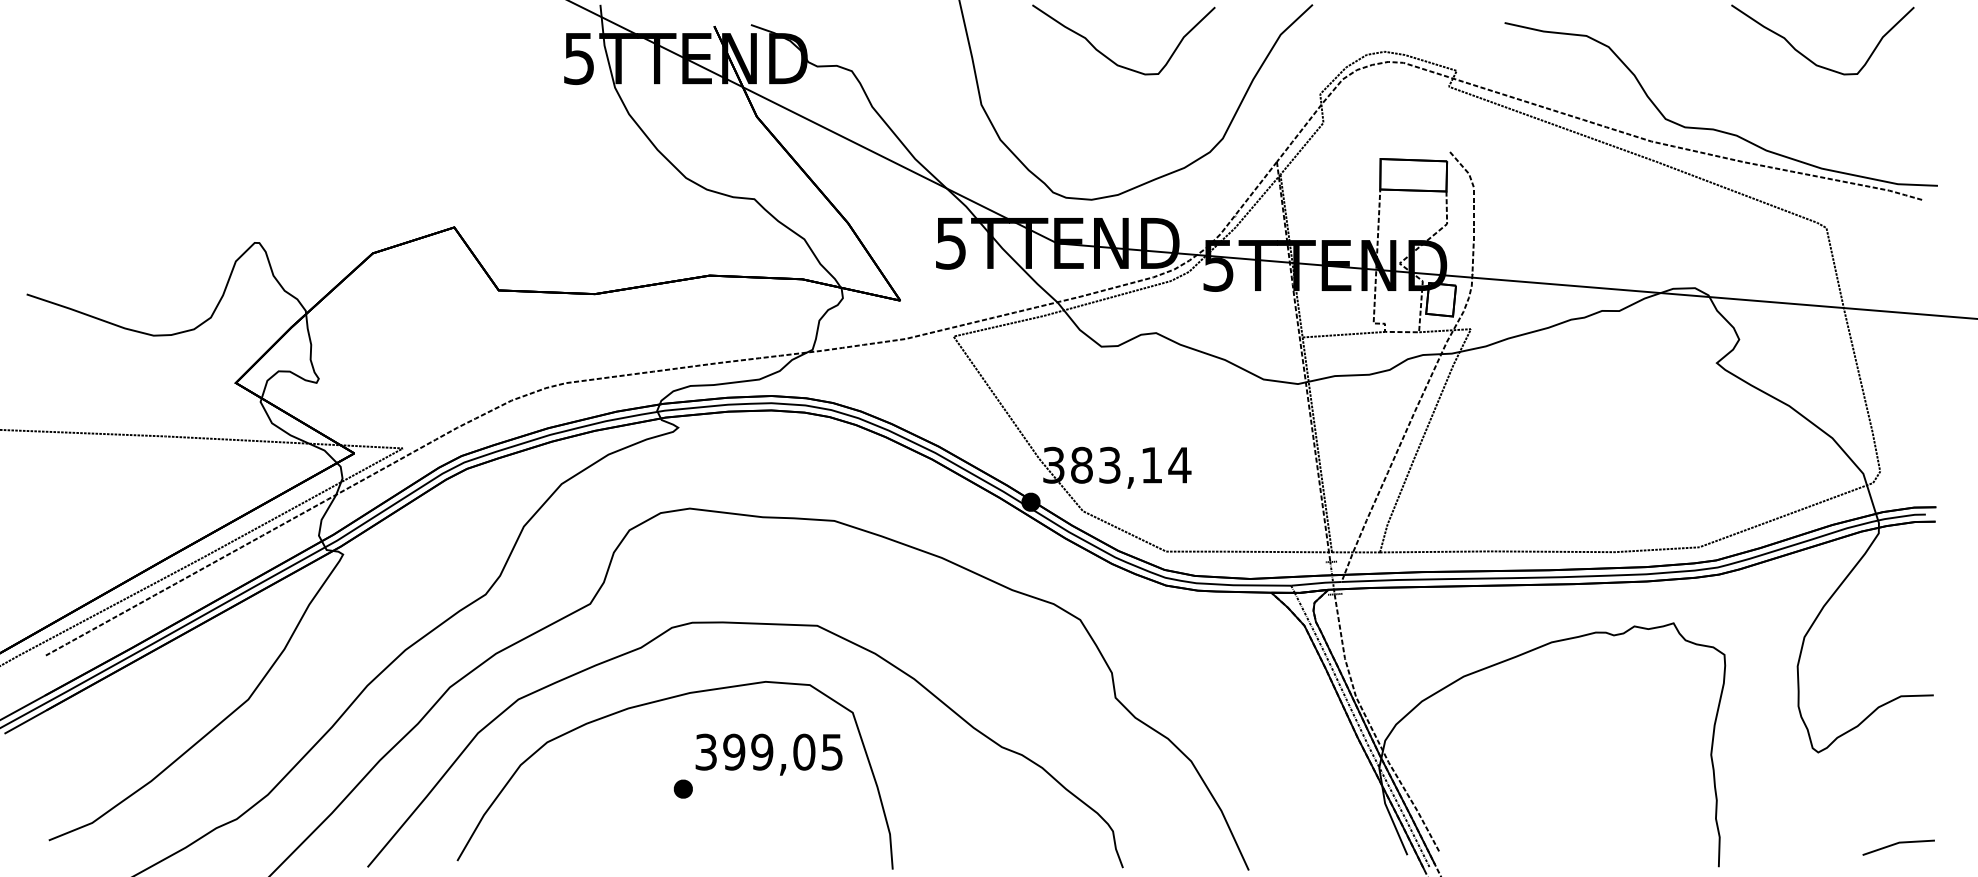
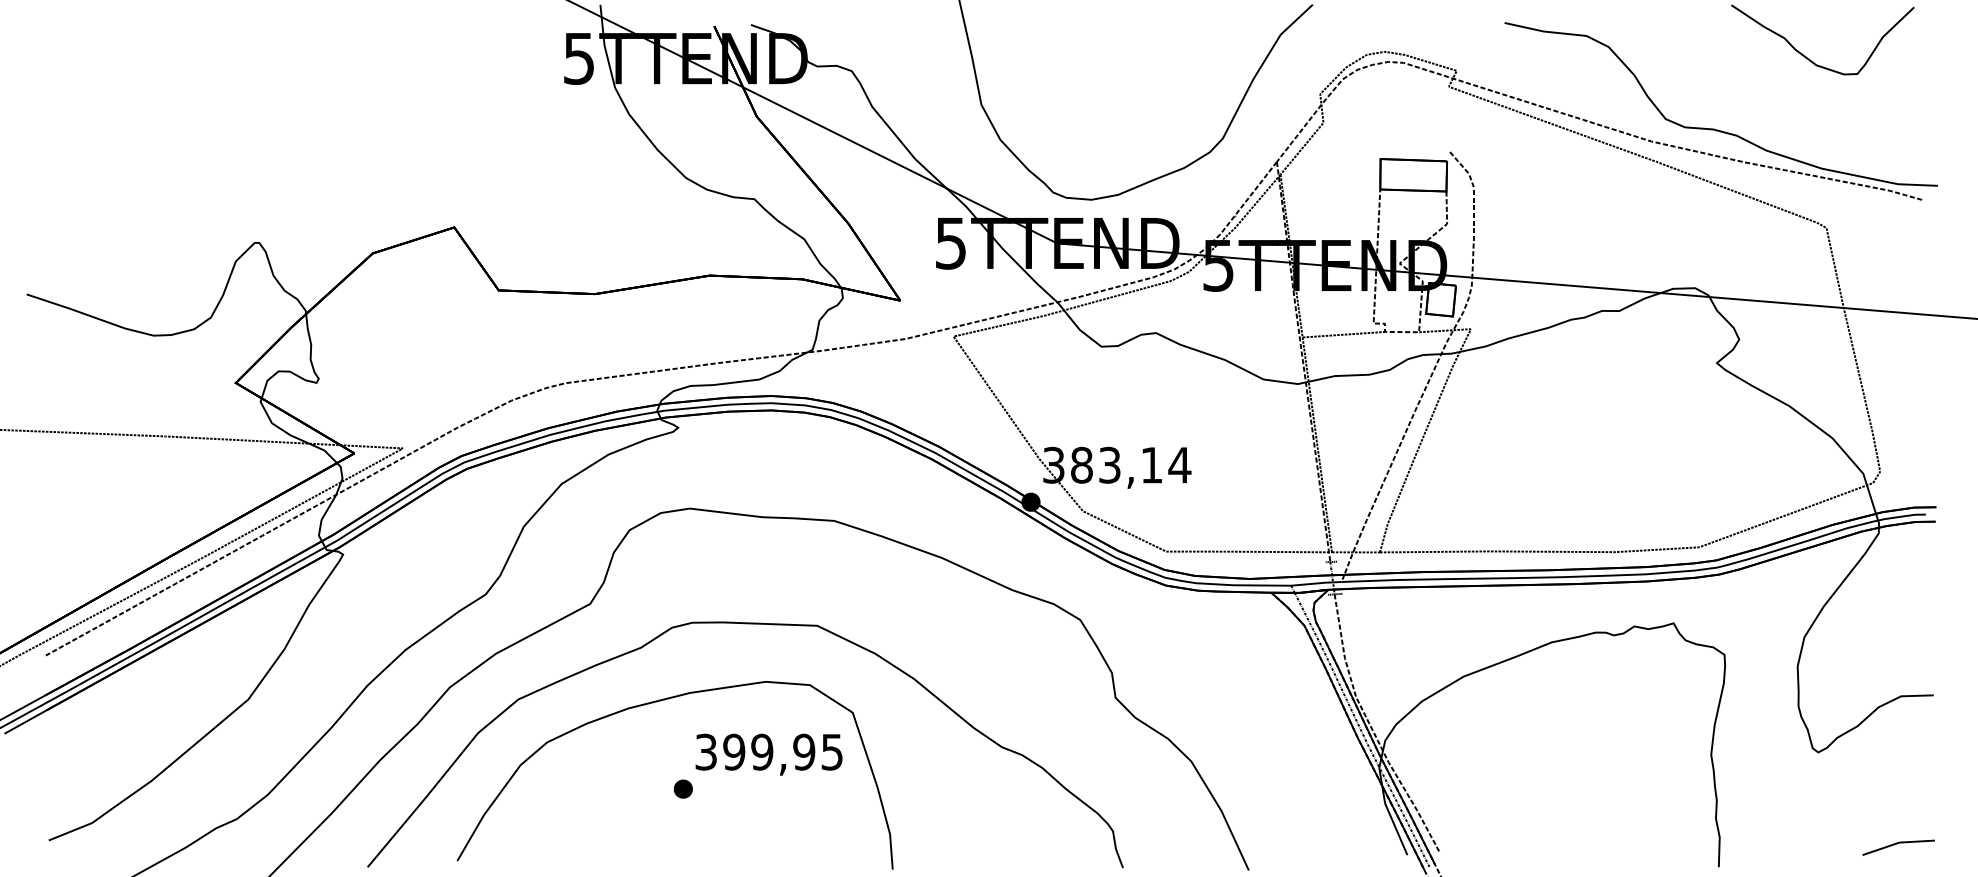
curve: present -> none (1110, 58)
text: 399,05 -> 399,95 (804, 752)
